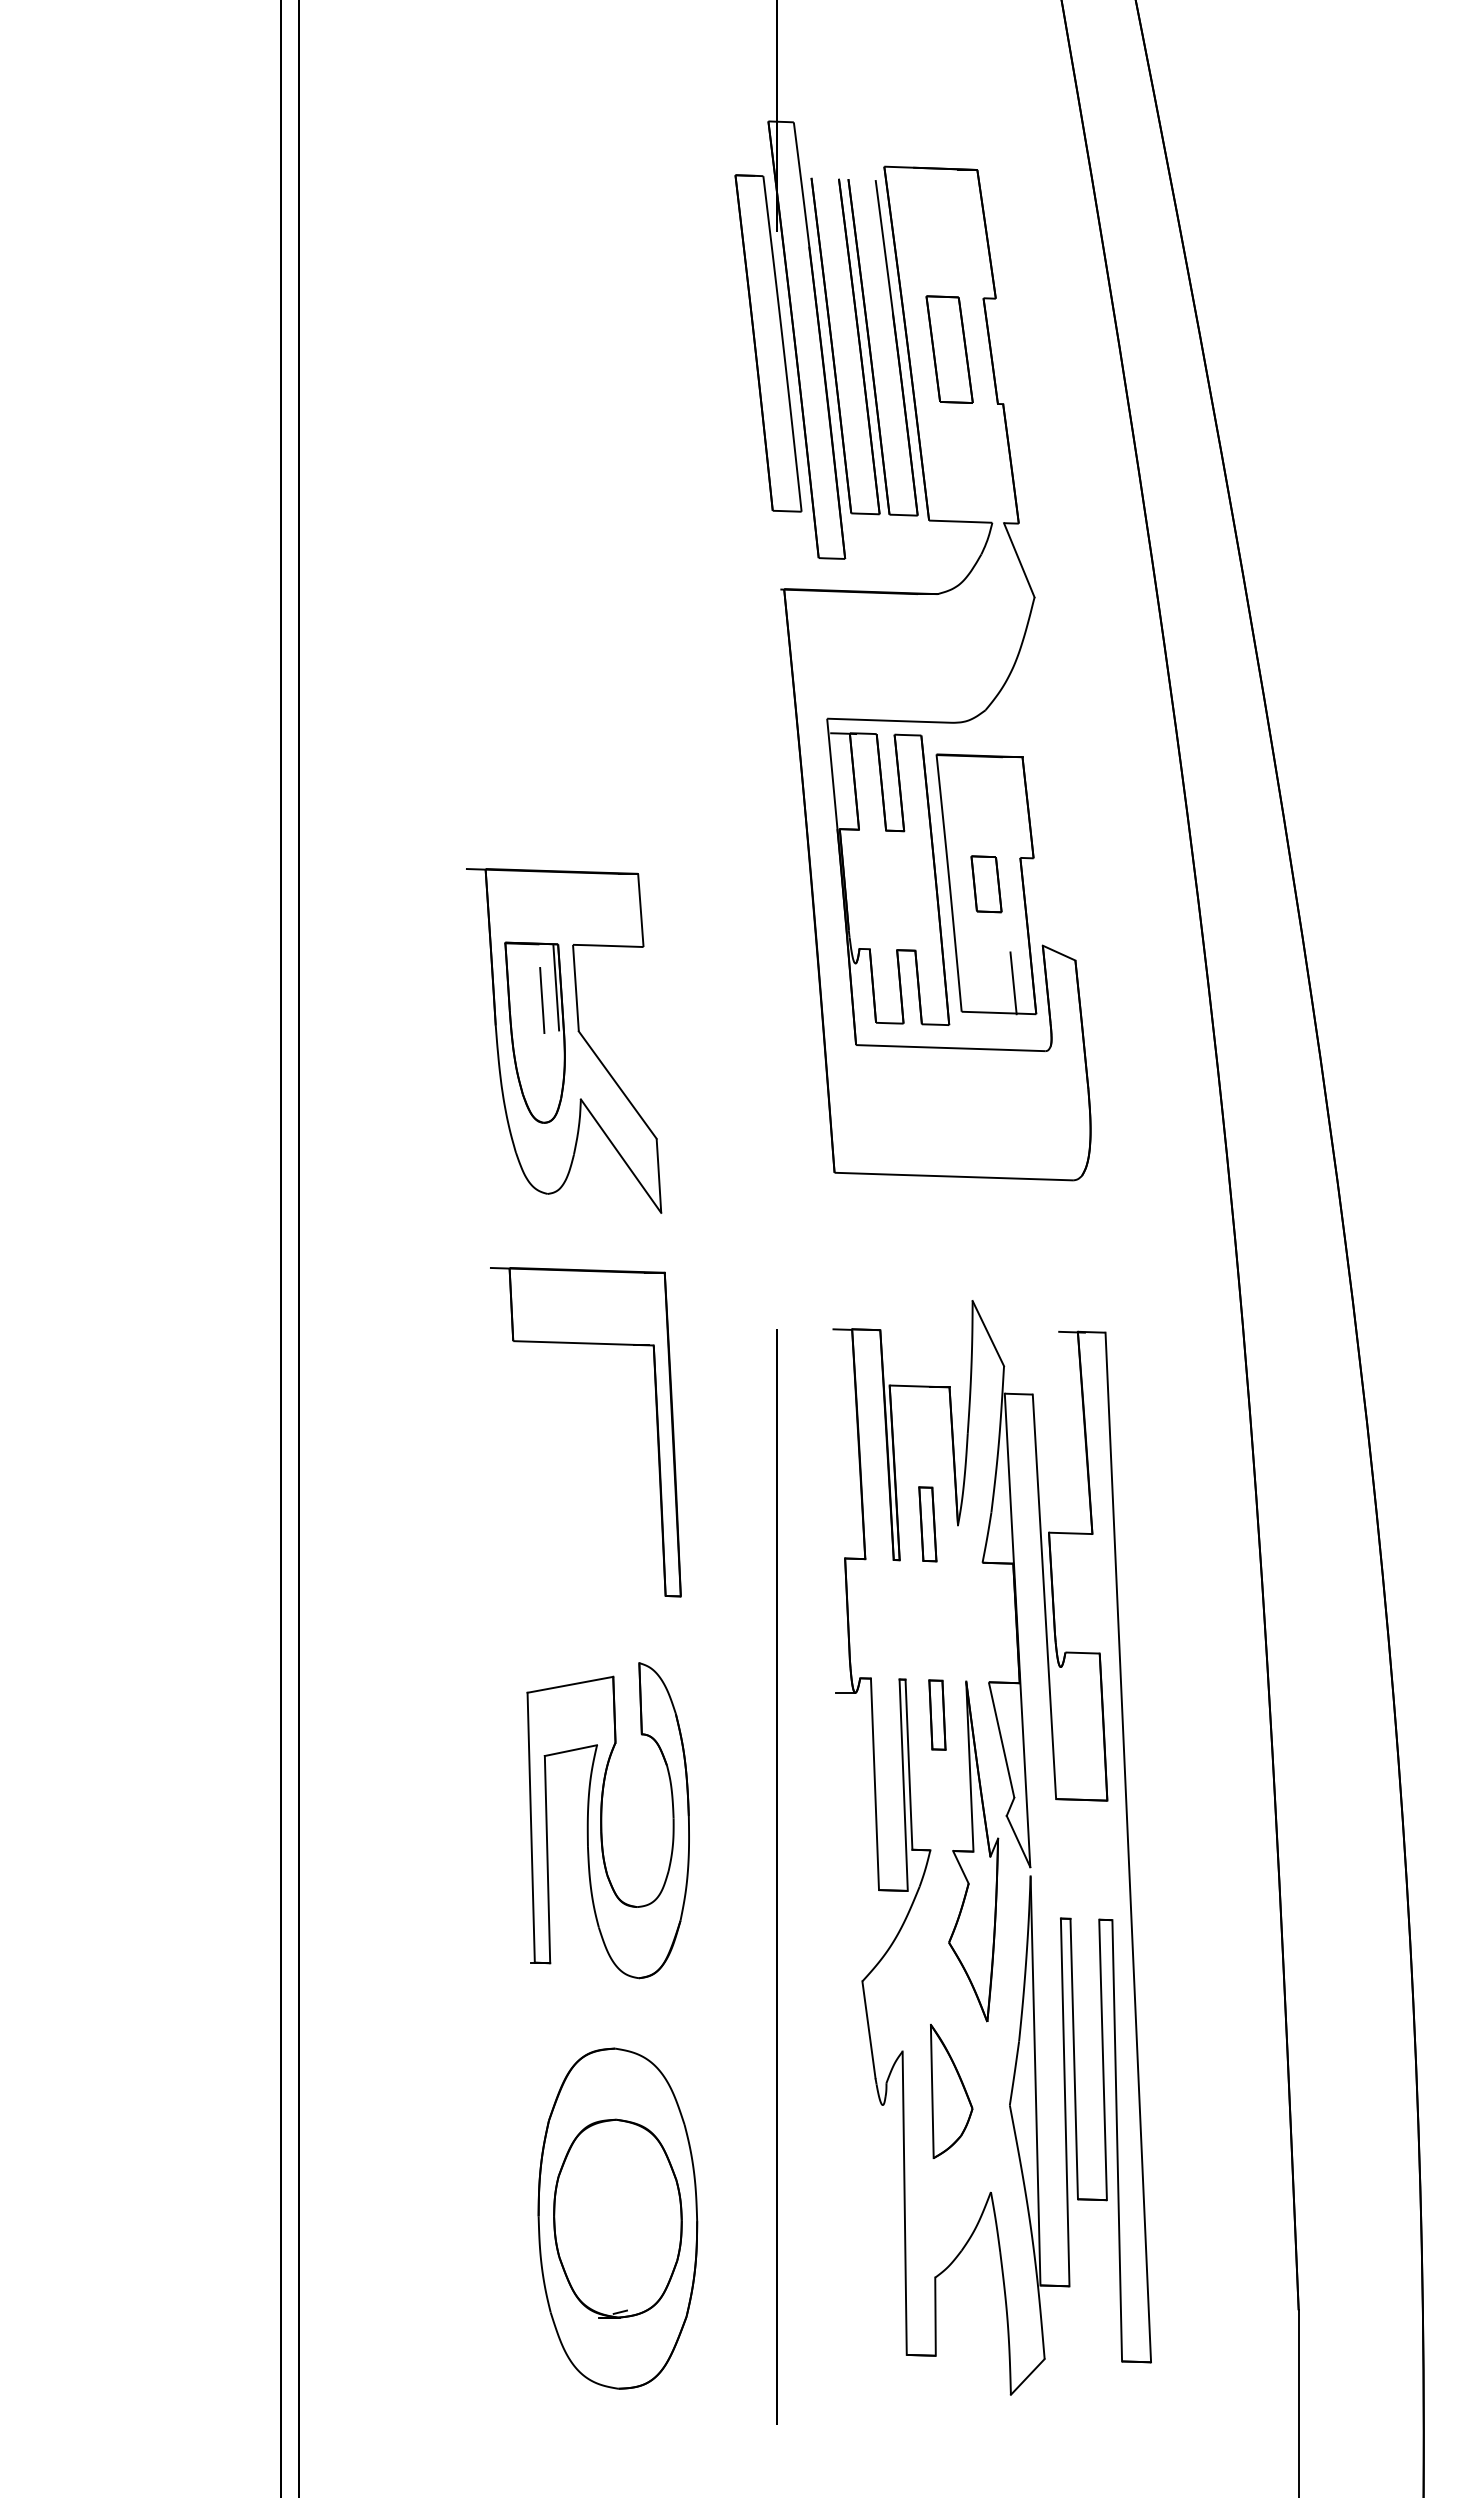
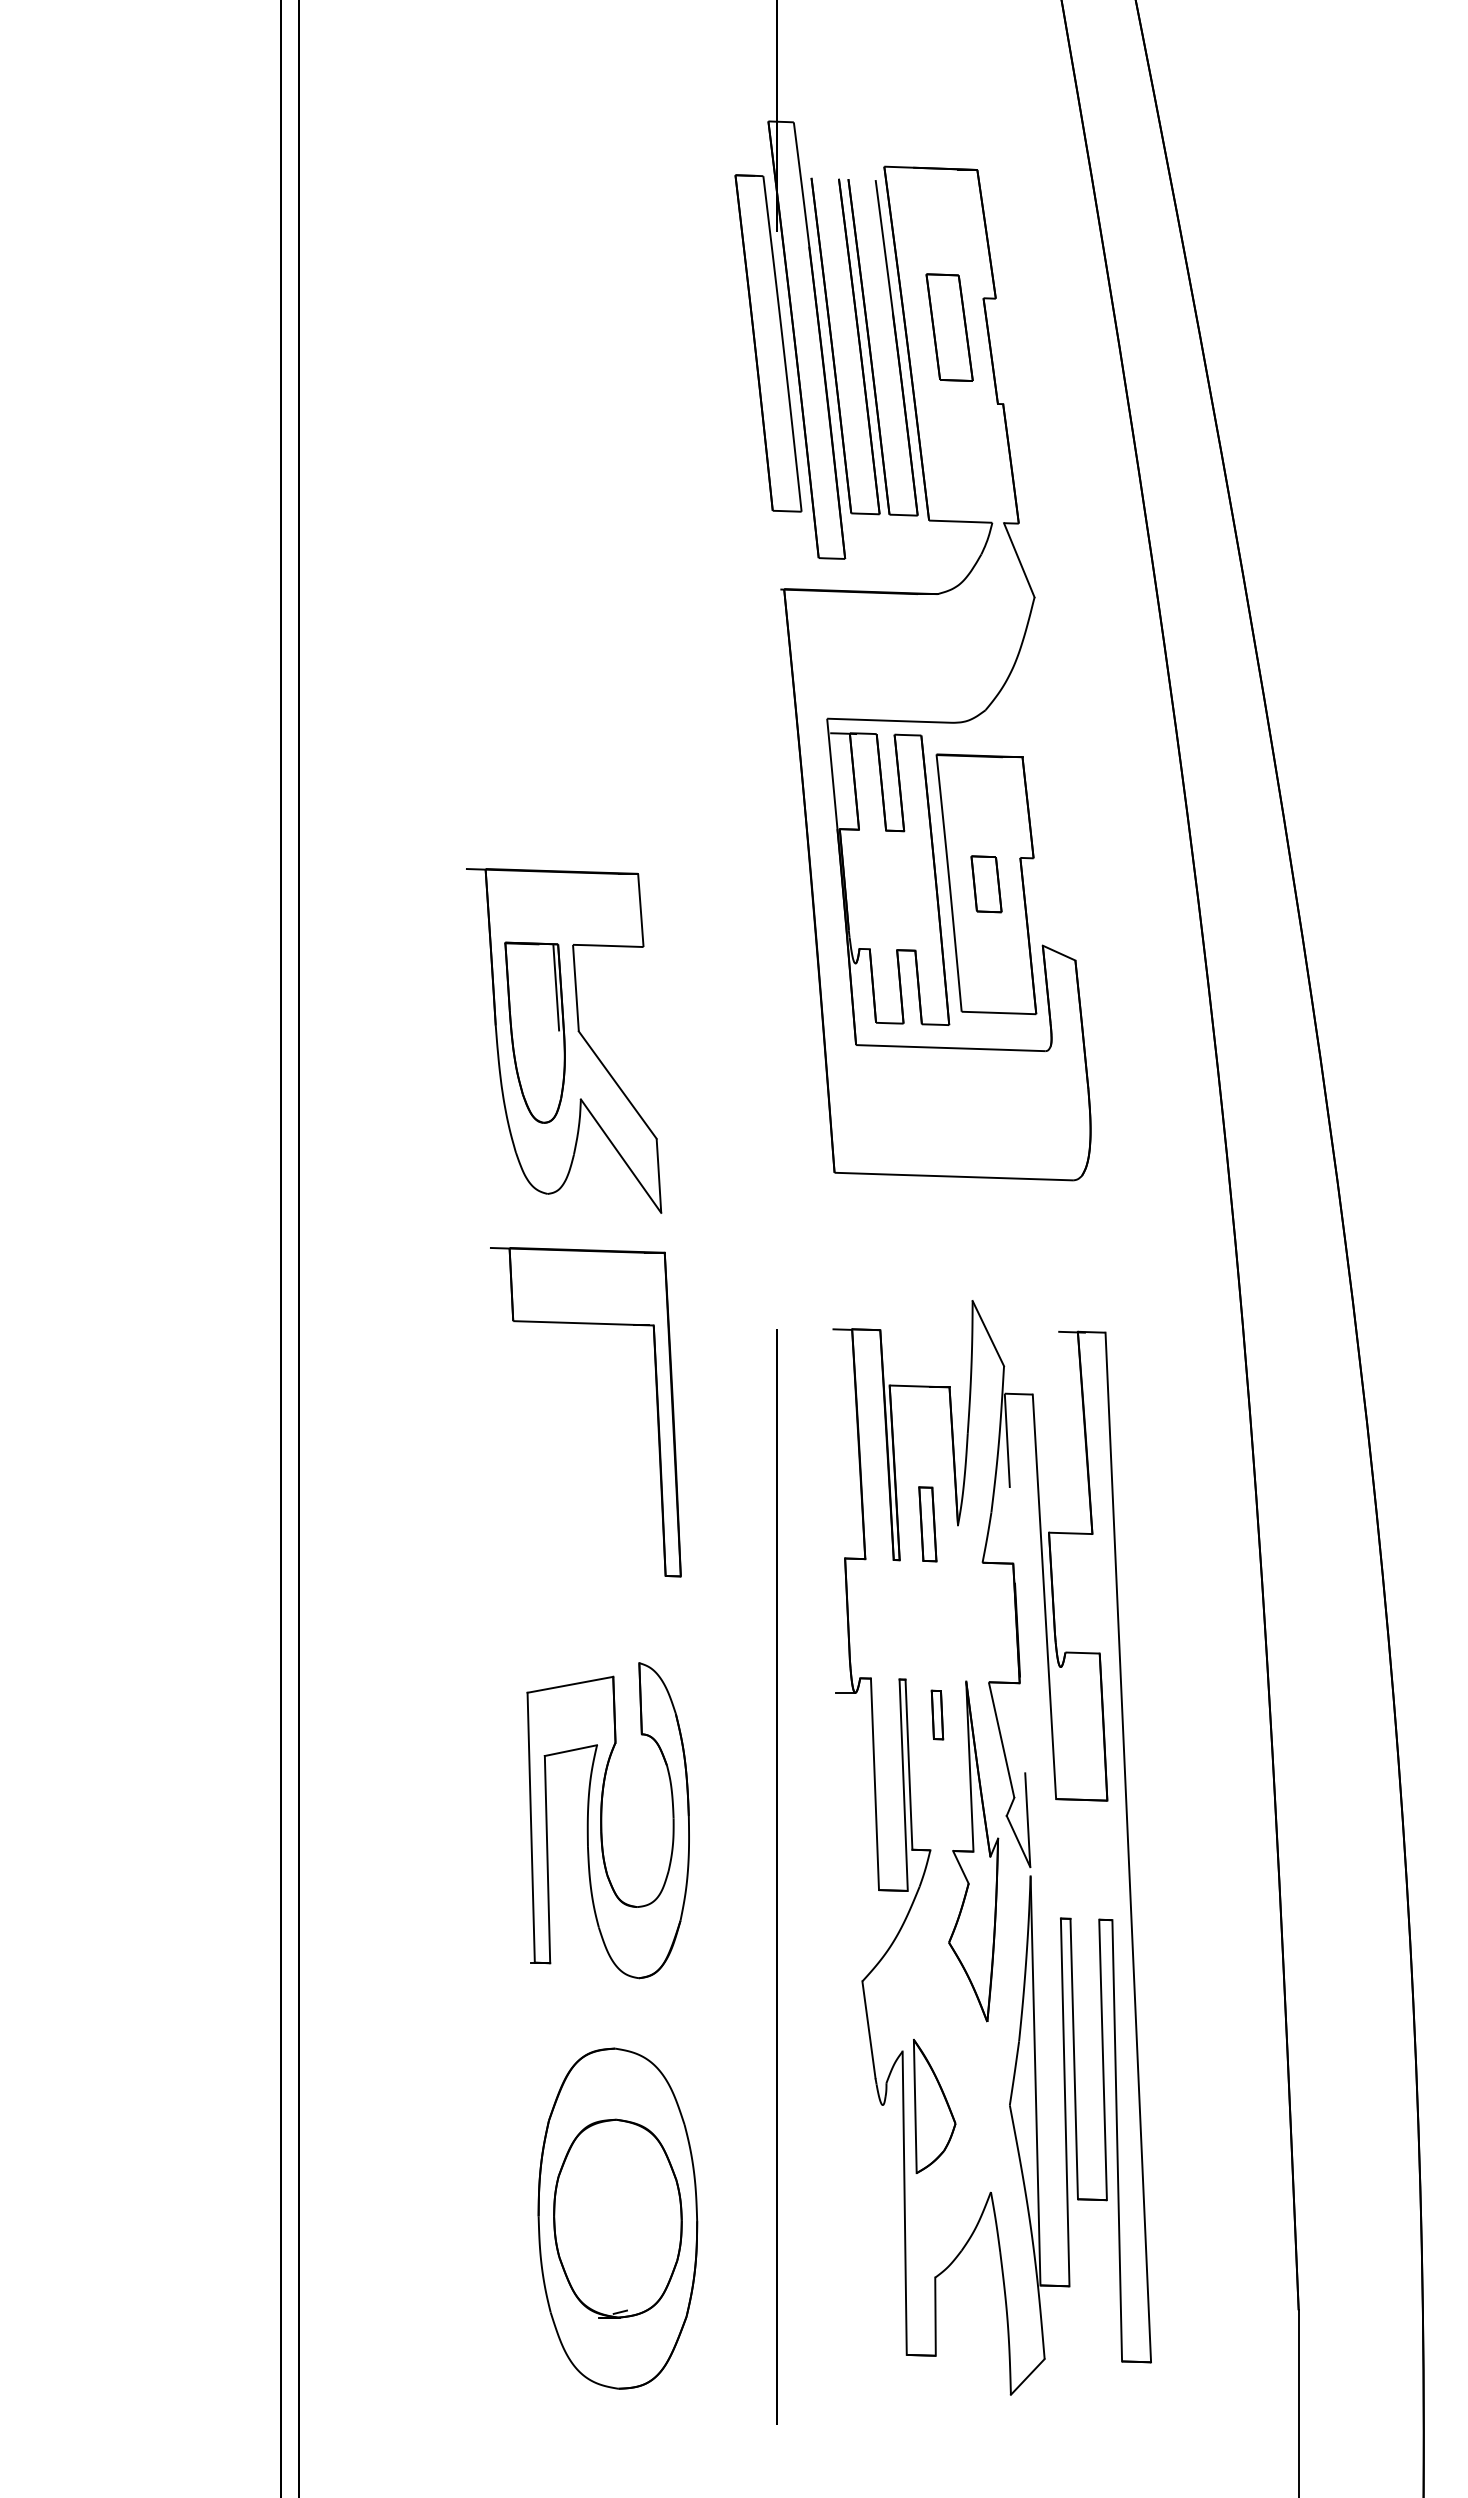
part position: (949, 349) -> (949, 327) (949, 327)
line: present -> none (1013, 983)
line: present -> none (542, 1000)
part position: (656, 1430) -> (656, 1410) (656, 1410)
line: solid -> dashed (1017, 1629)
part size: 19x72 px -> 15x52 px (937, 1714)
part position: (951, 2091) -> (934, 2106) (934, 2106)
